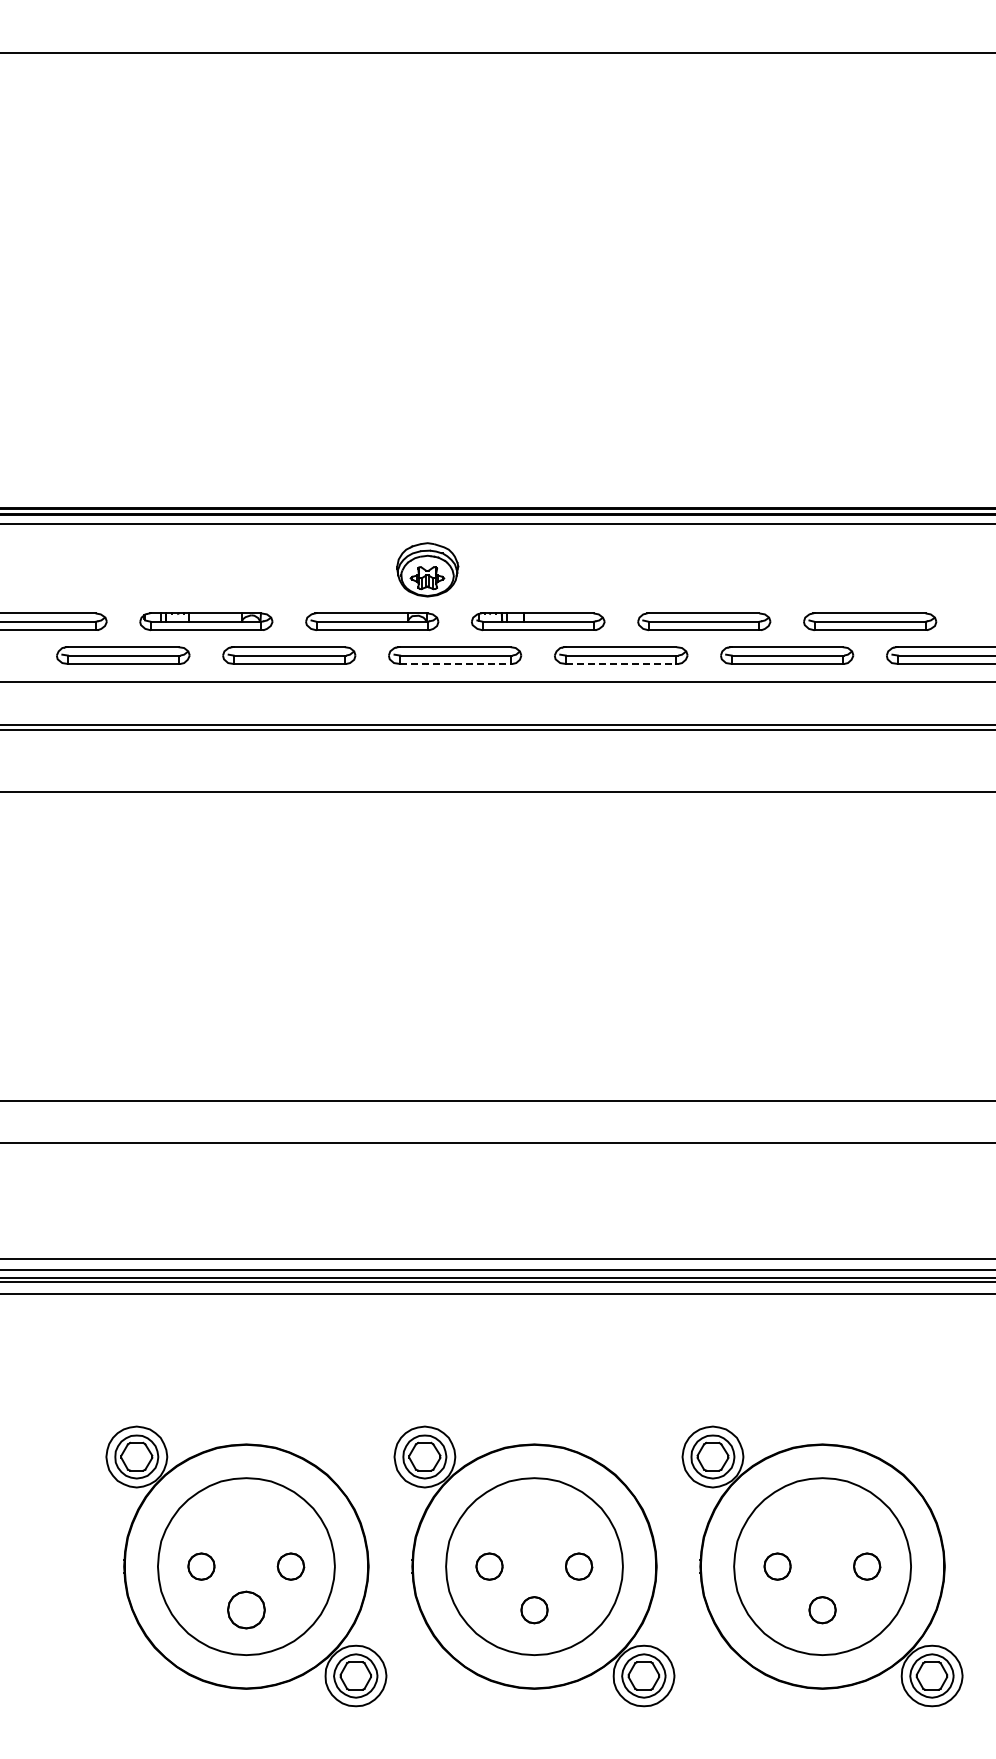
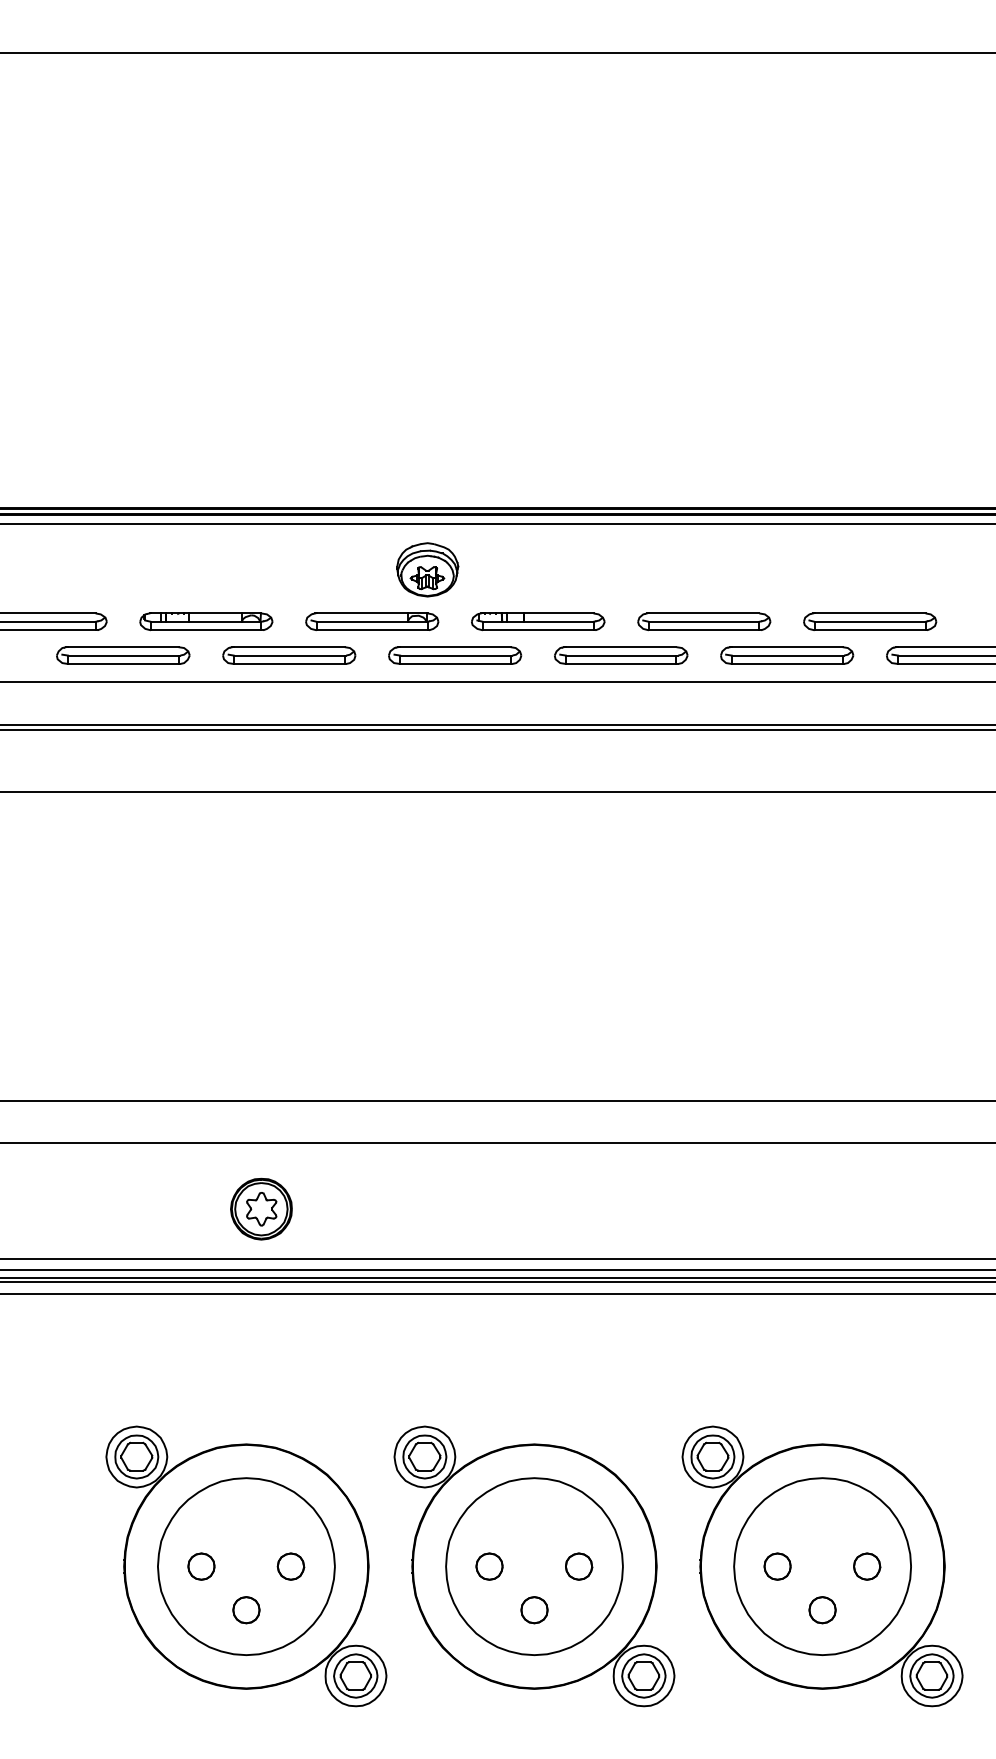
line: dashed -> solid (455, 663)
line: dashed -> solid (621, 663)
part: none -> present (261, 1208)
part size: 39x40 px -> 29x29 px (246, 1610)
